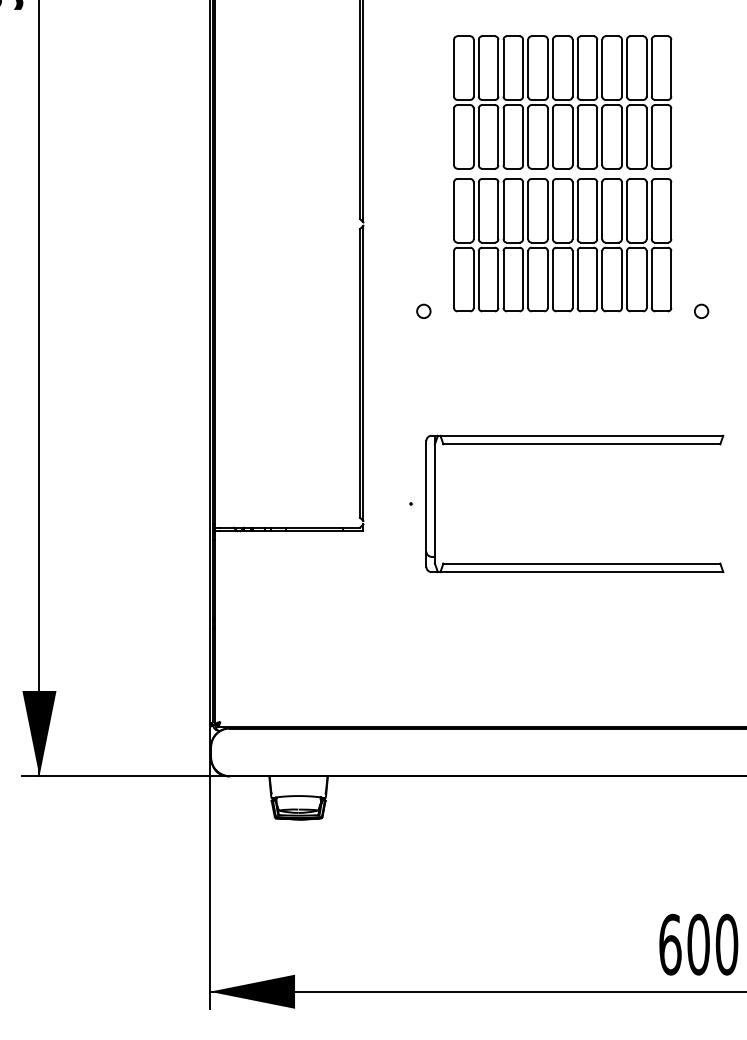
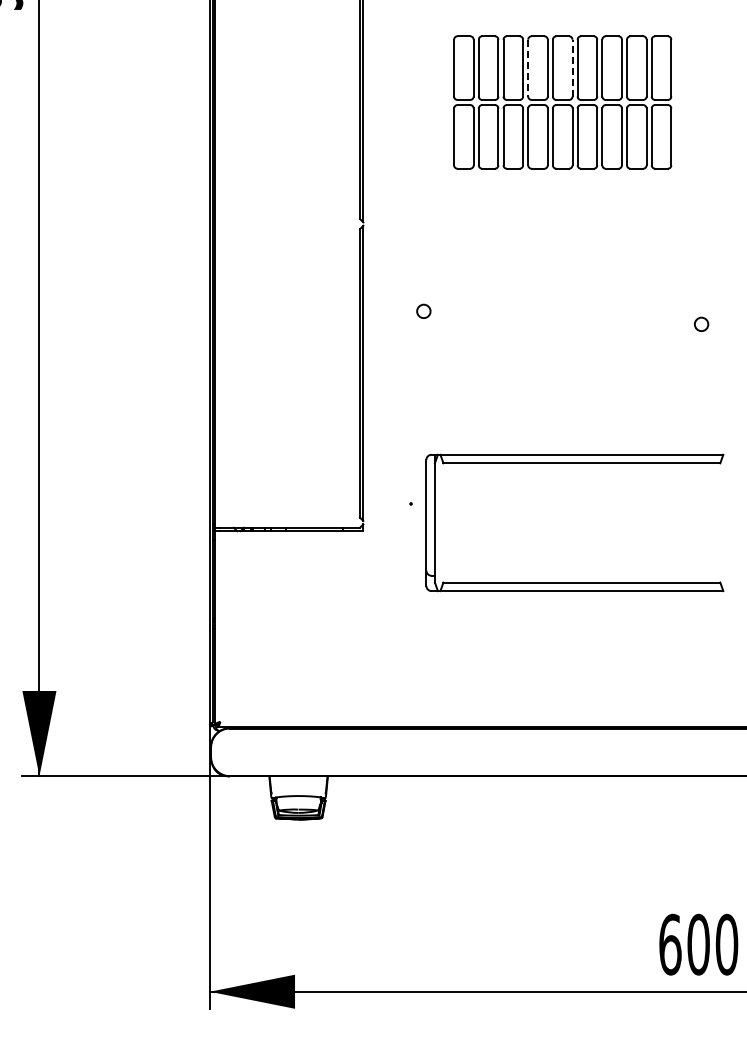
line: solid -> dashed (572, 67)
line: solid -> dashed (528, 68)
part: present -> none (562, 245)
circle position: (701, 310) -> (701, 323) (701, 323)
part position: (574, 444) -> (574, 463) (574, 463)
